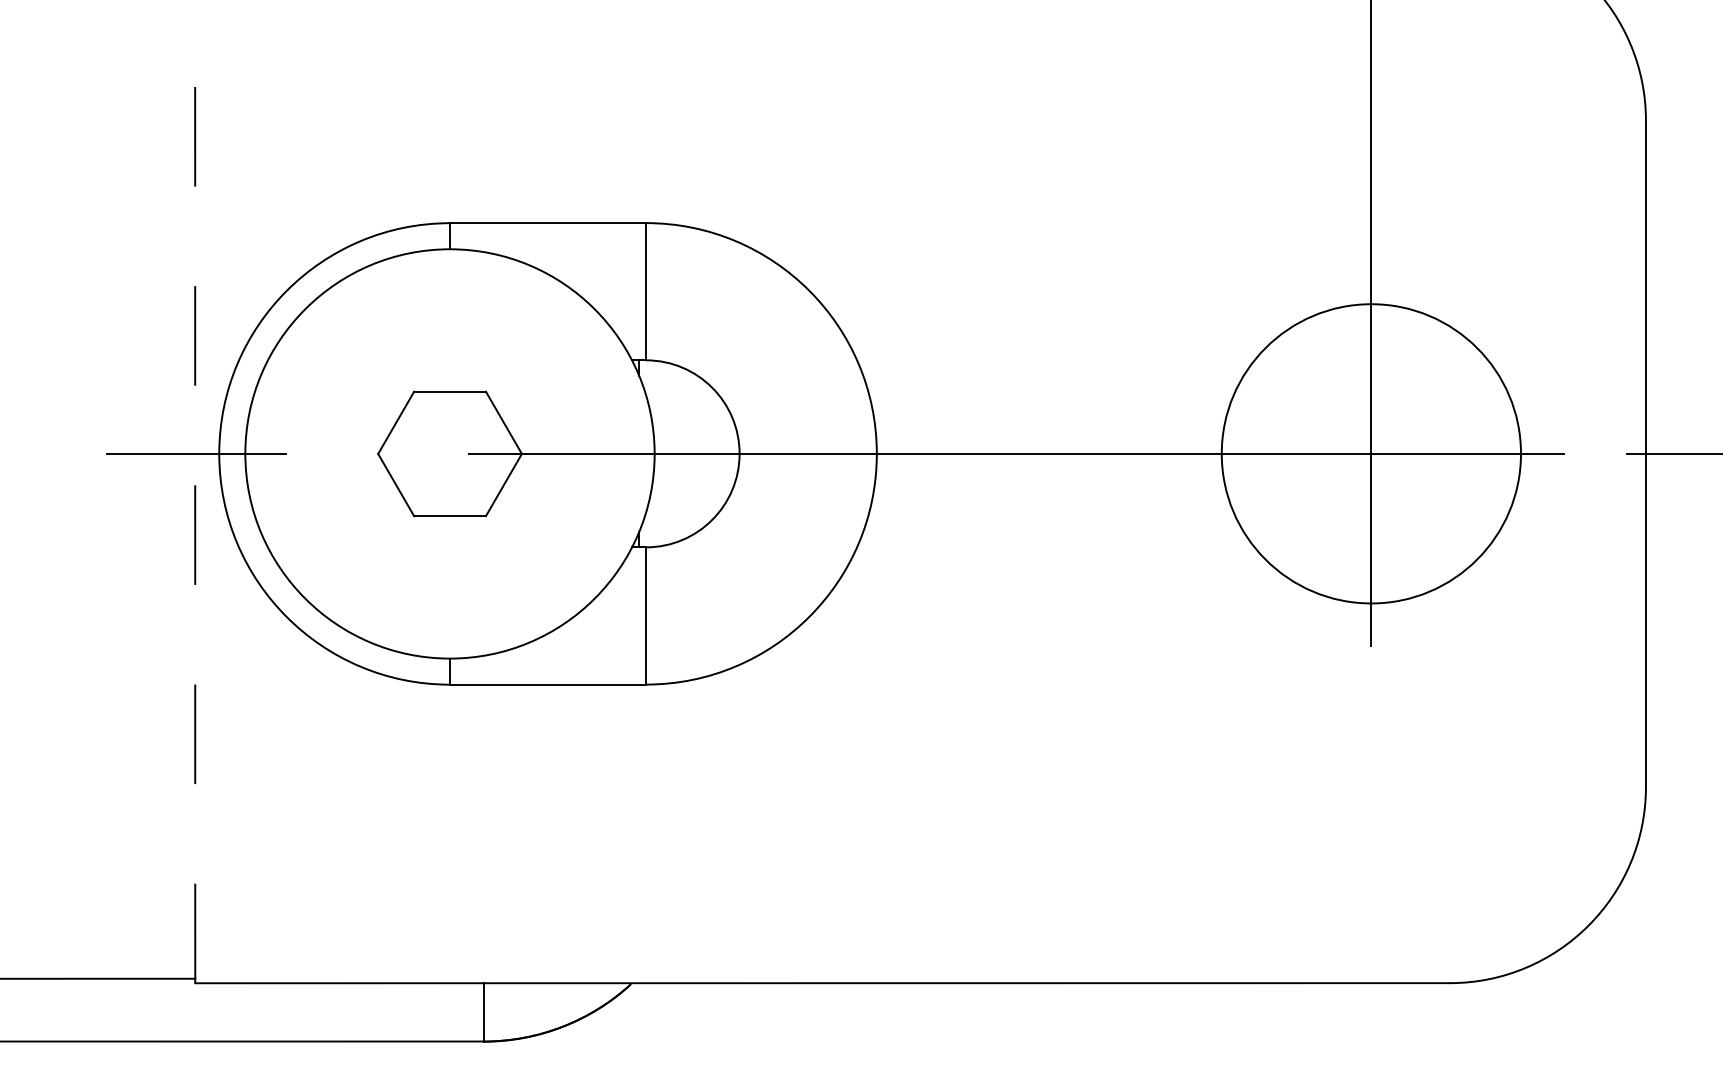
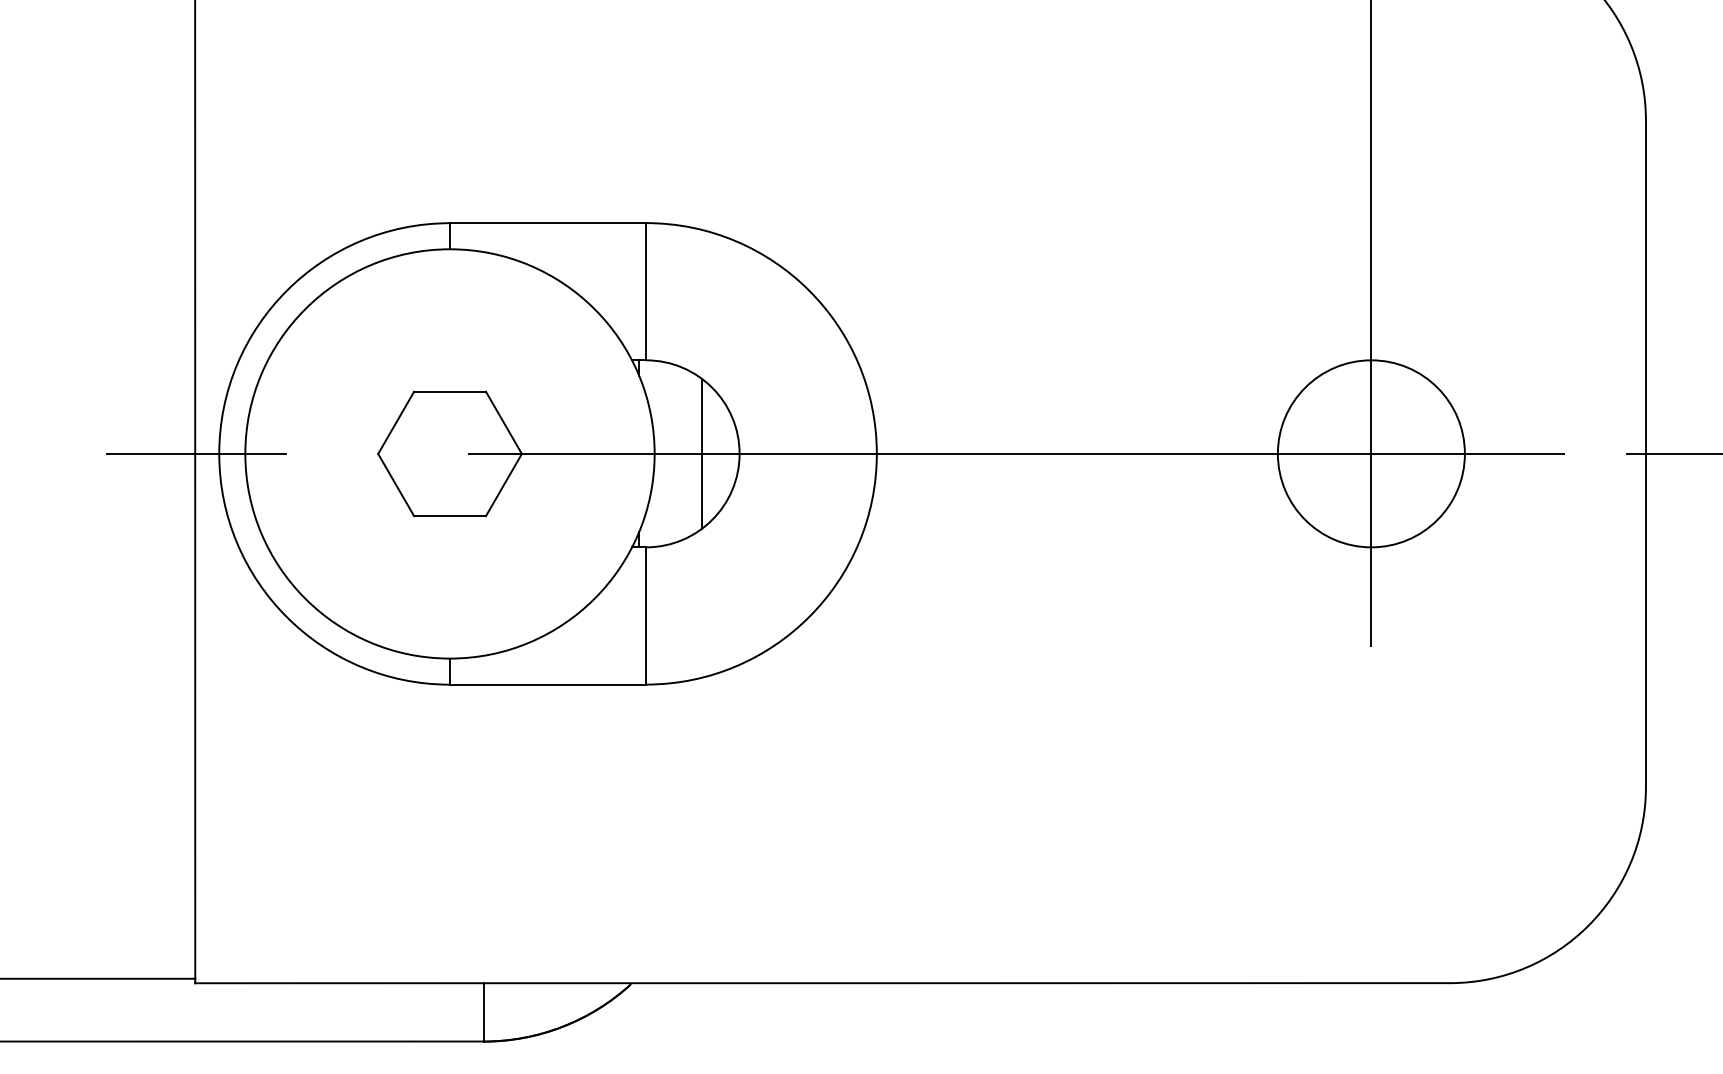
line: none -> present (701, 453)
circle diameter: 299 px -> 187 px (1370, 453)
line: dashed -> solid (195, 491)
